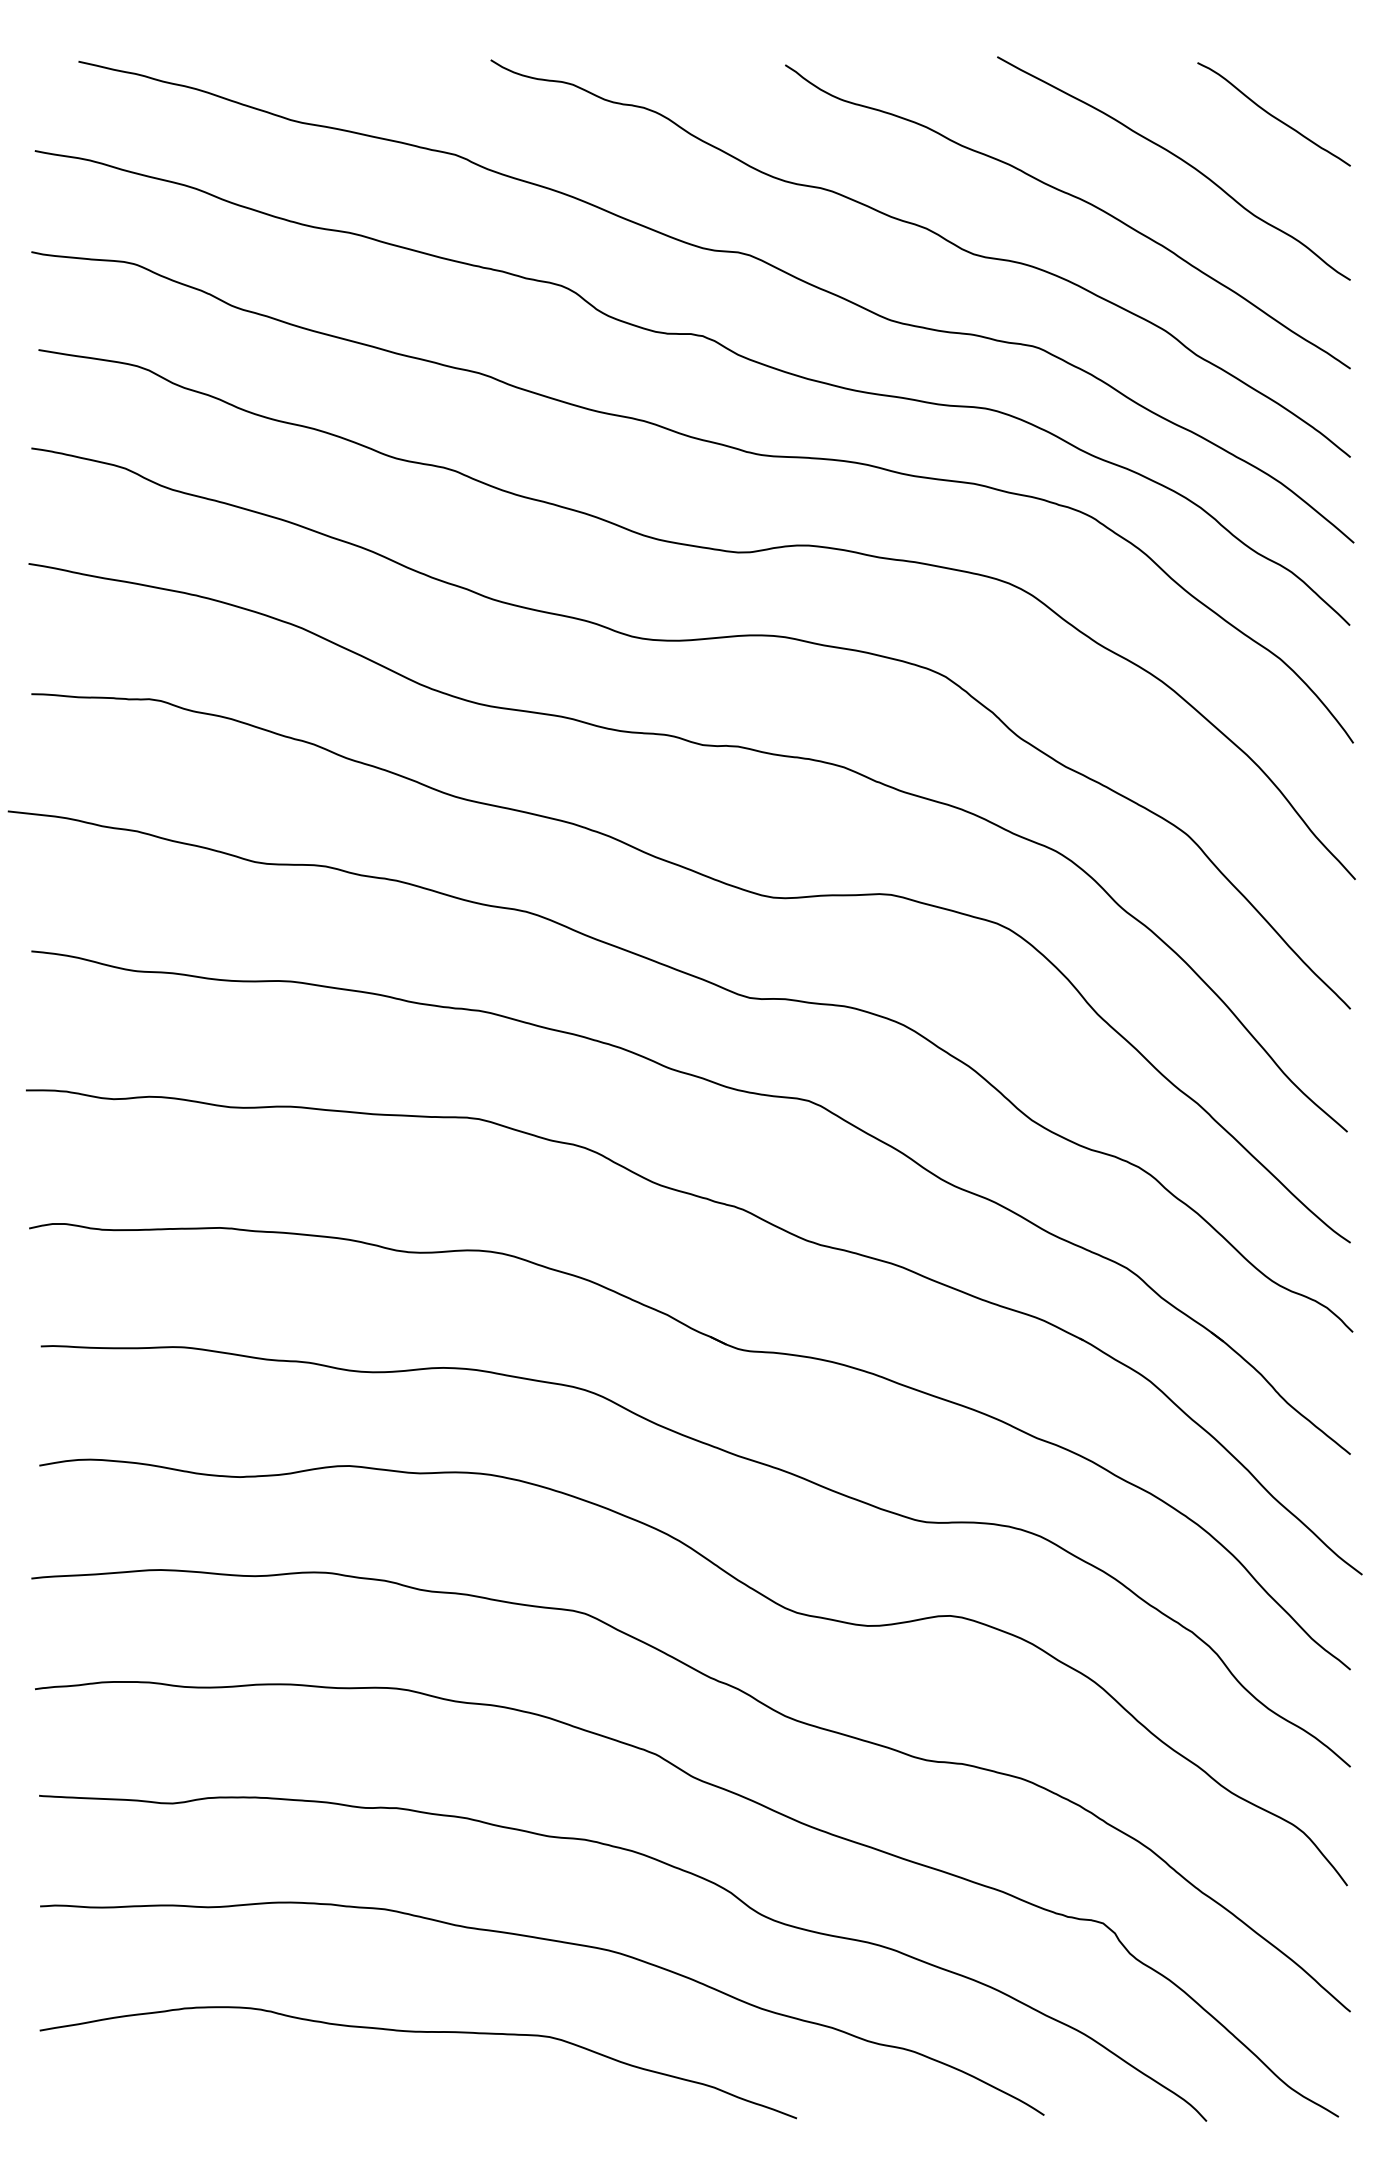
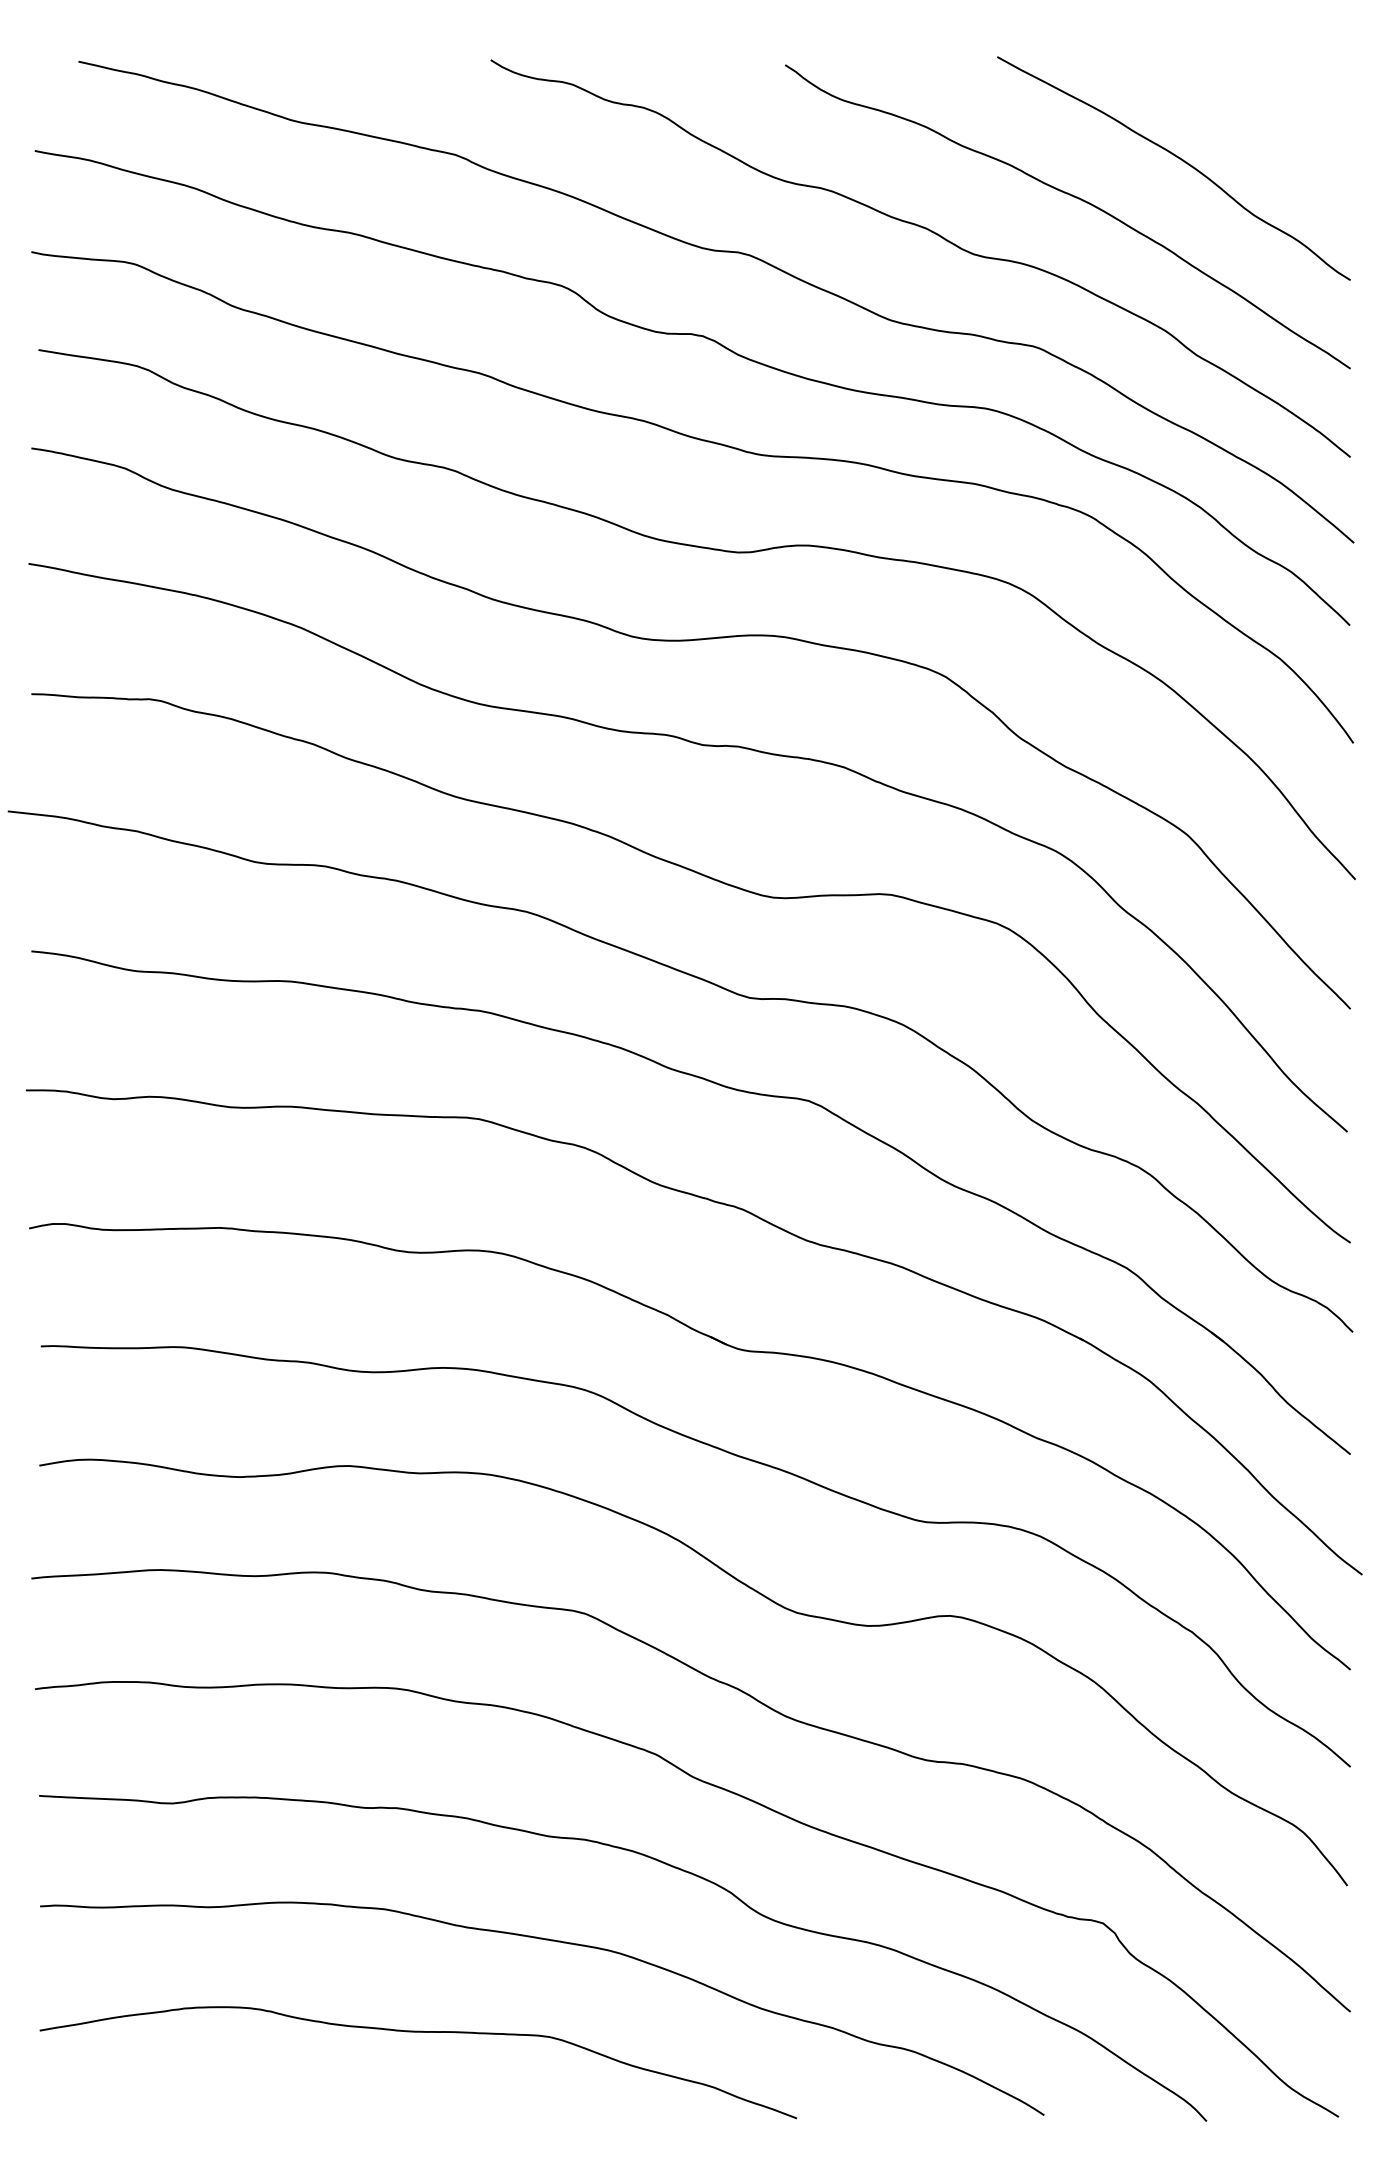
curve: present -> none (1272, 114)
